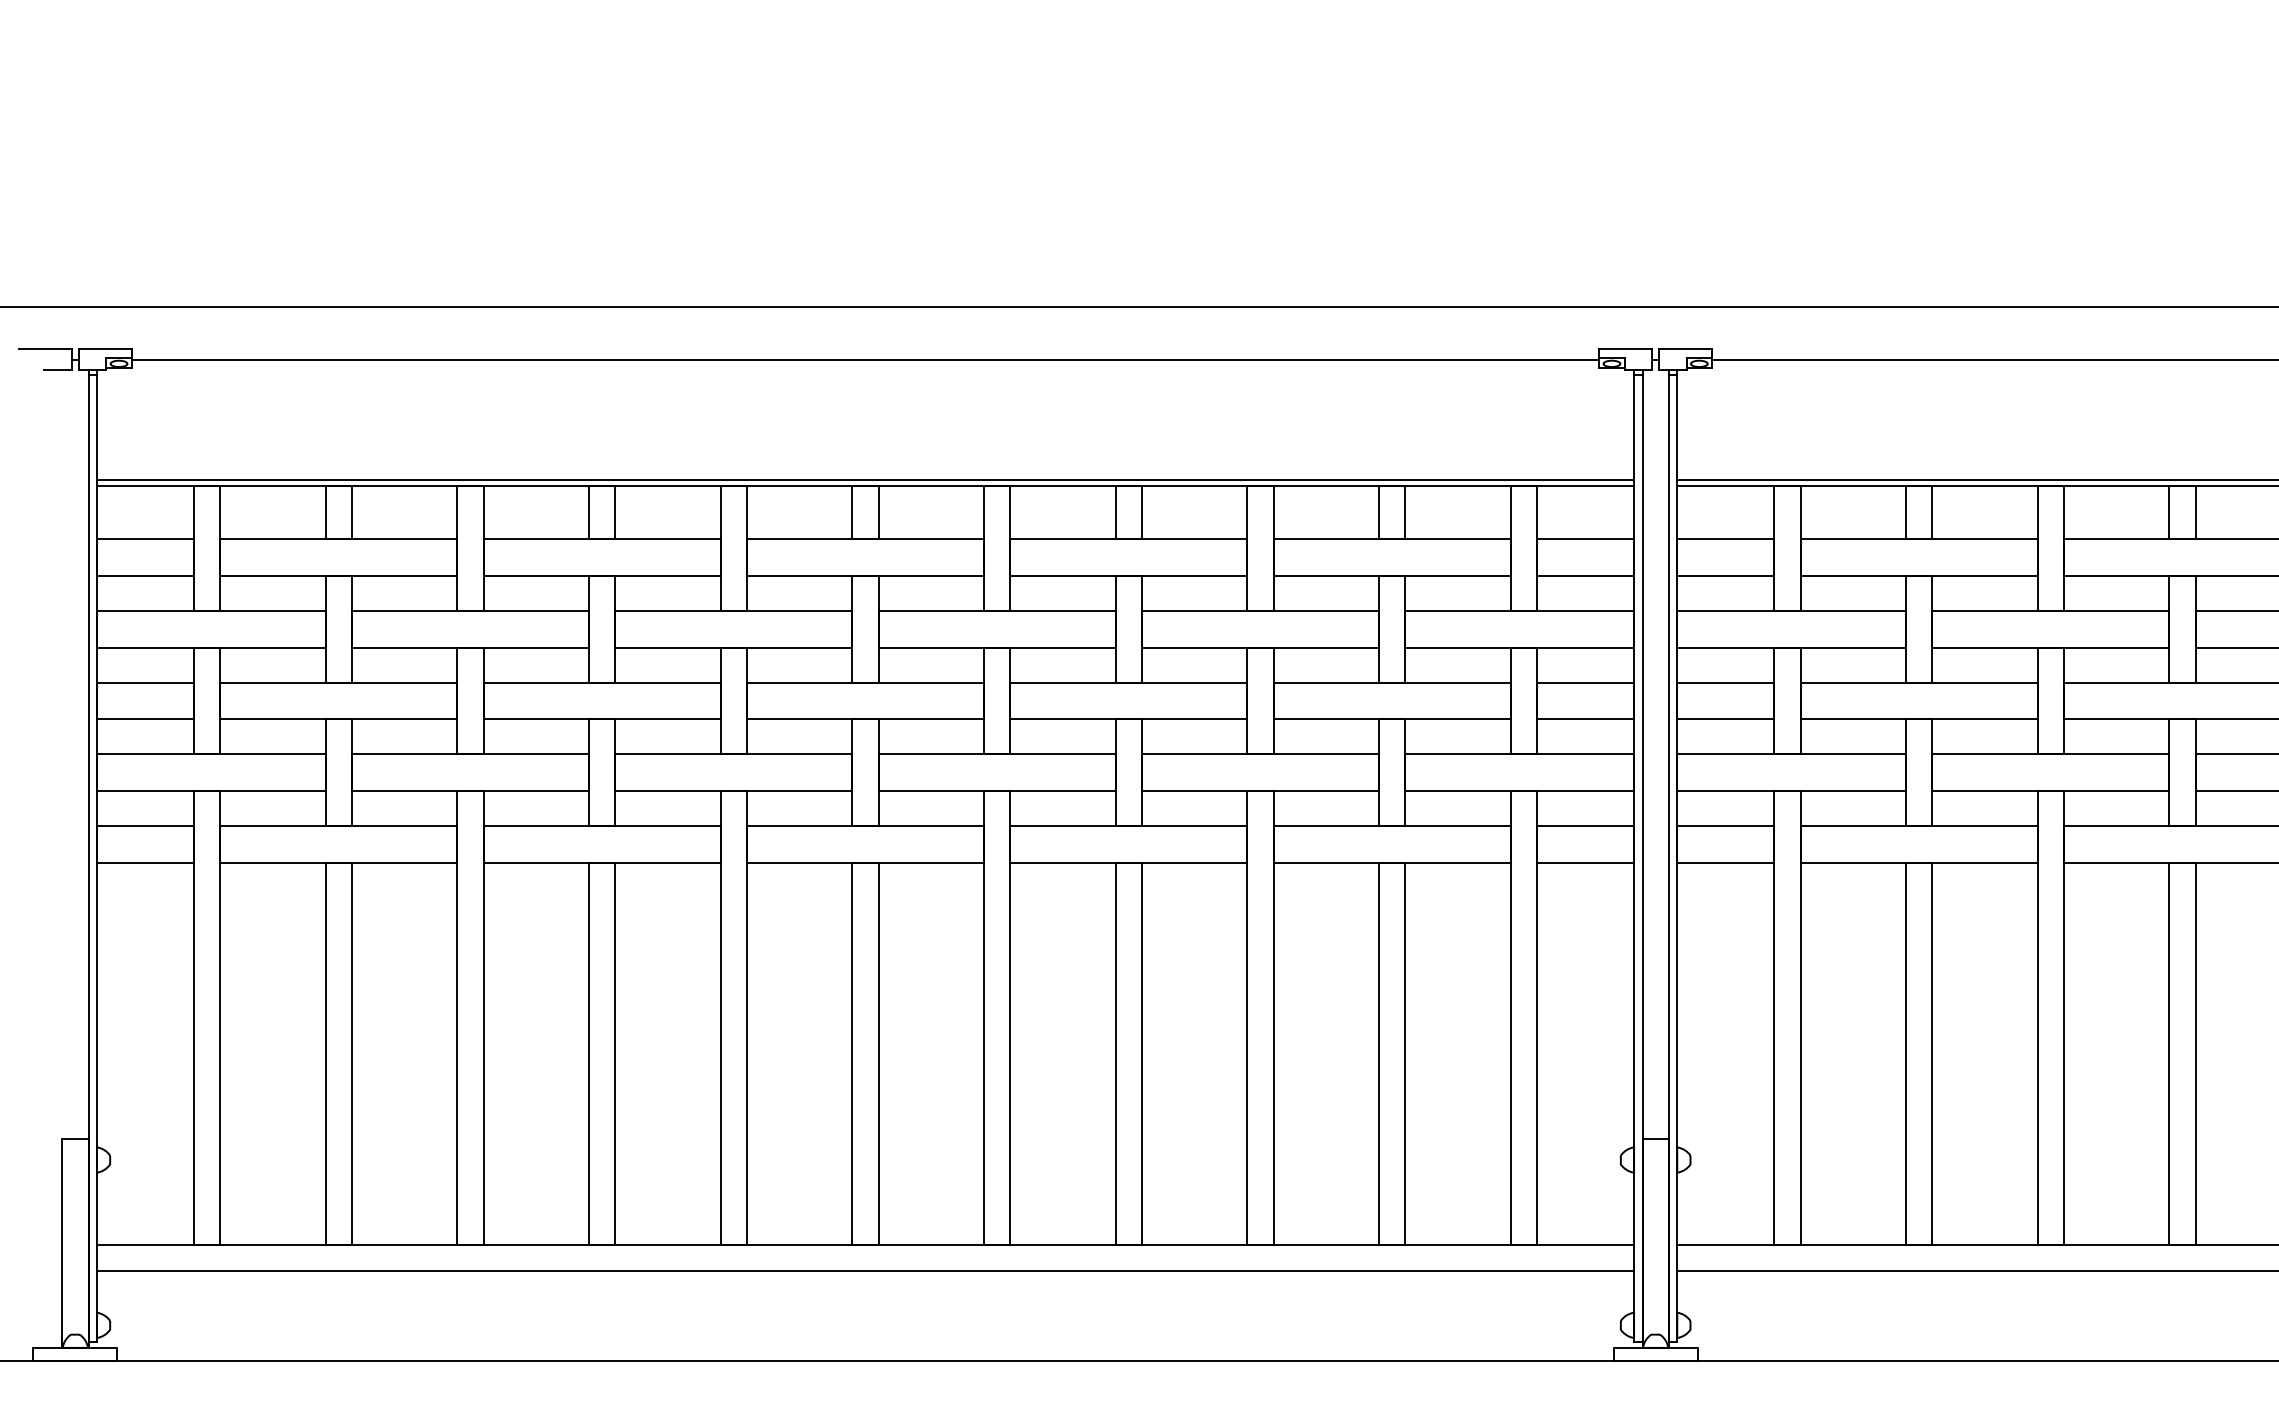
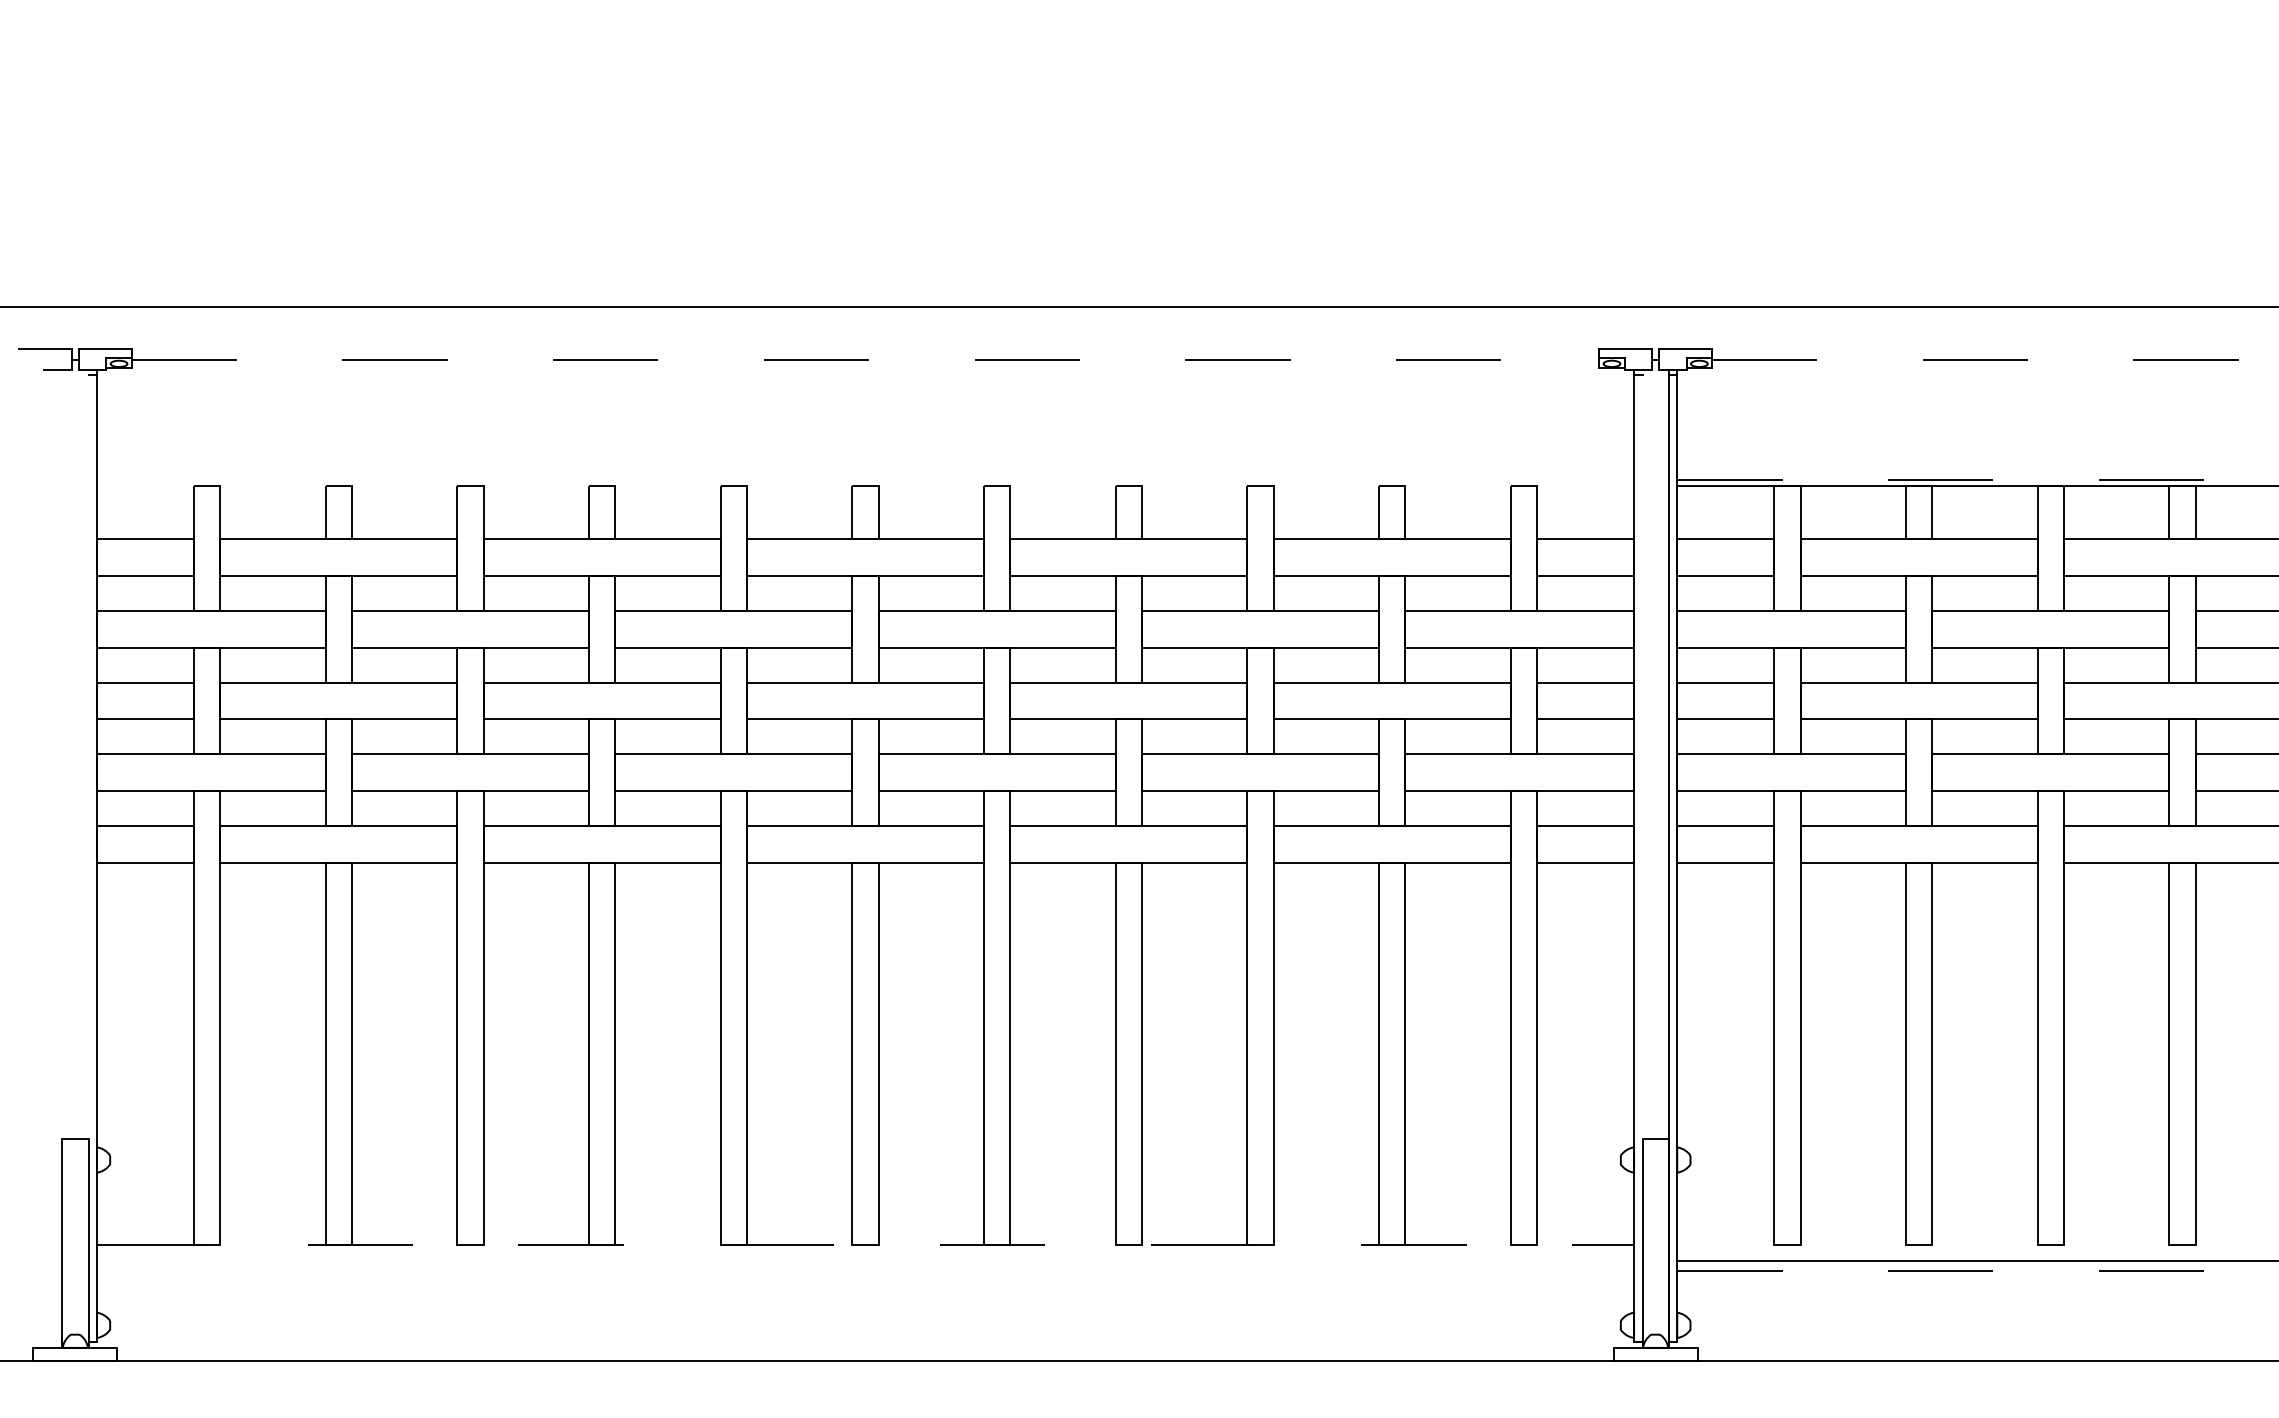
line: solid -> dashed (865, 359)
line: solid -> dashed (1995, 359)
line: present -> none (865, 479)
line: solid -> dashed (1978, 479)
line: present -> none (865, 486)
line: present -> none (88, 855)
line: present -> none (1642, 855)
line: solid -> dashed (865, 1244)
line position: (1976, 1244) -> (1976, 1260) (1976, 1260)
line: present -> none (865, 1270)
line: solid -> dashed (1978, 1270)
